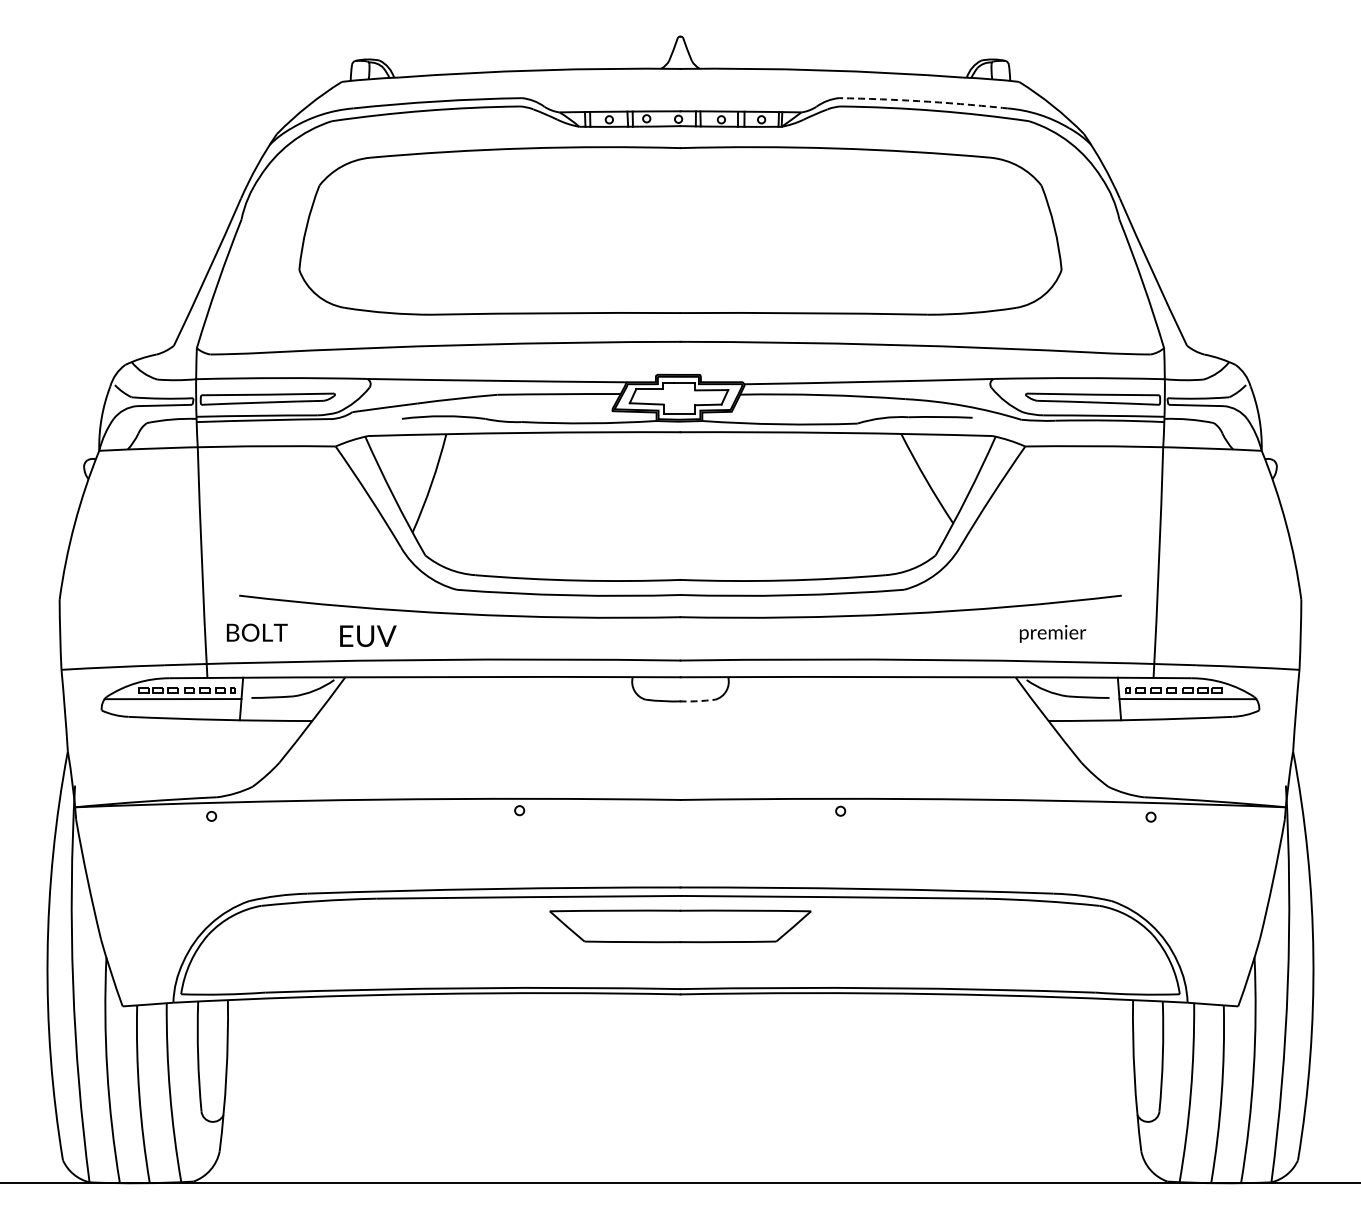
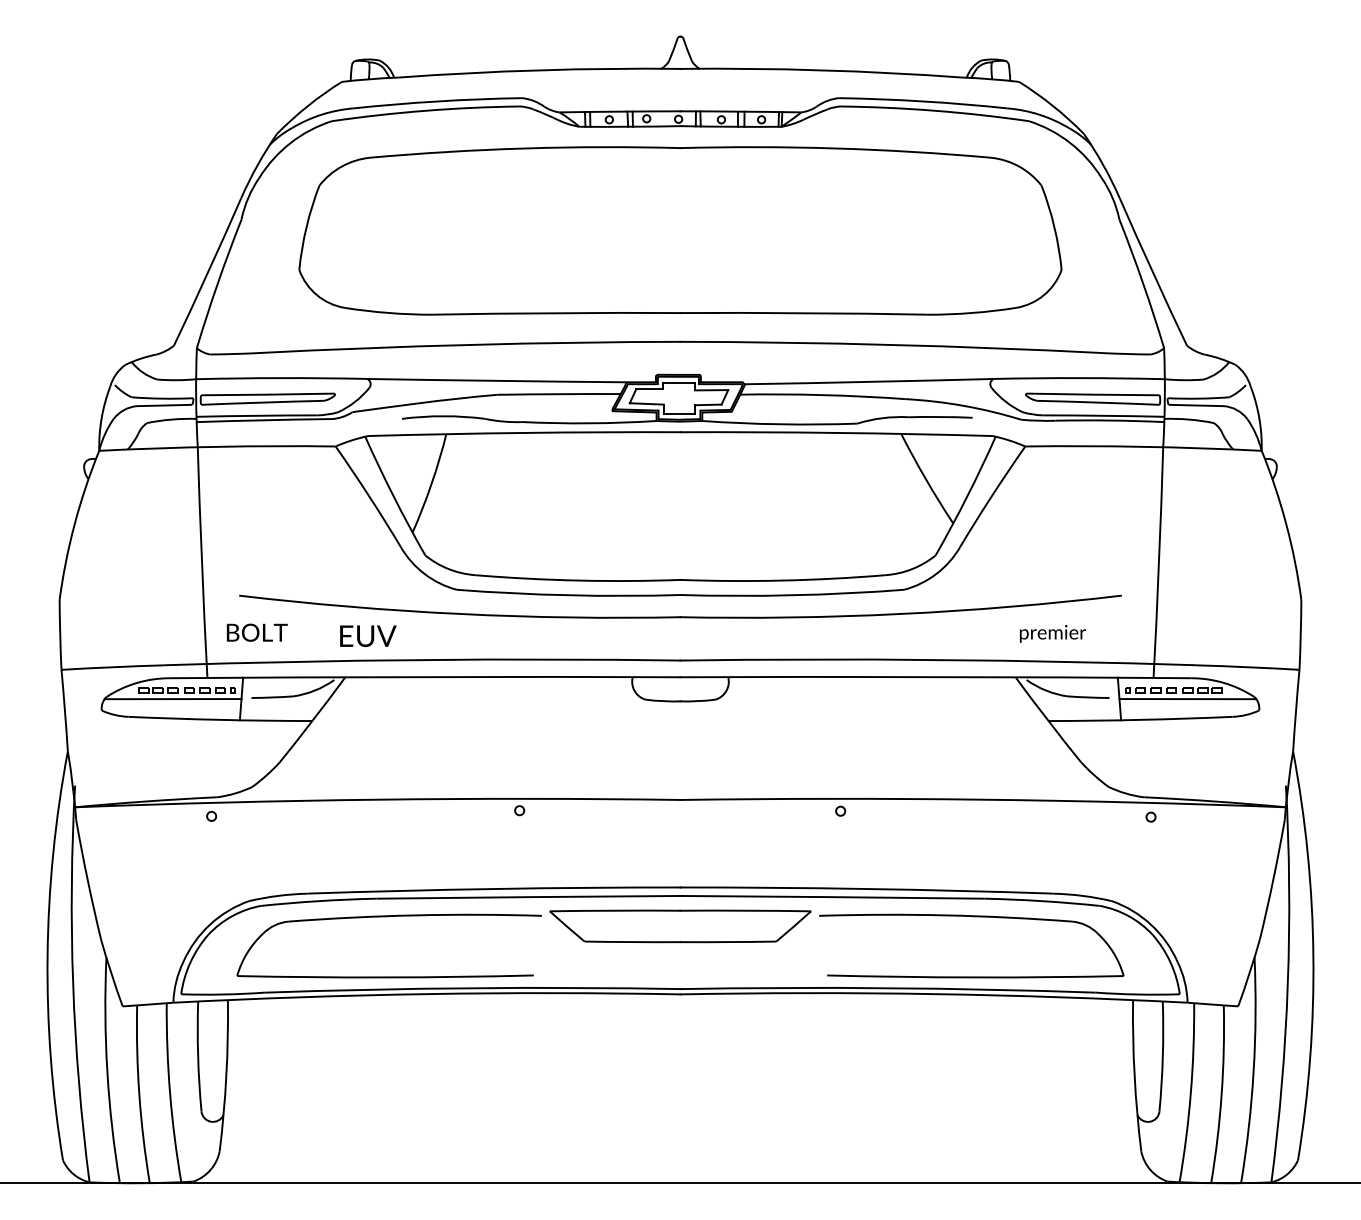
arc: dashed -> solid (923, 101)
arc: dashed -> solid (697, 701)
part: none -> present (388, 917)
part: none -> present (972, 917)
